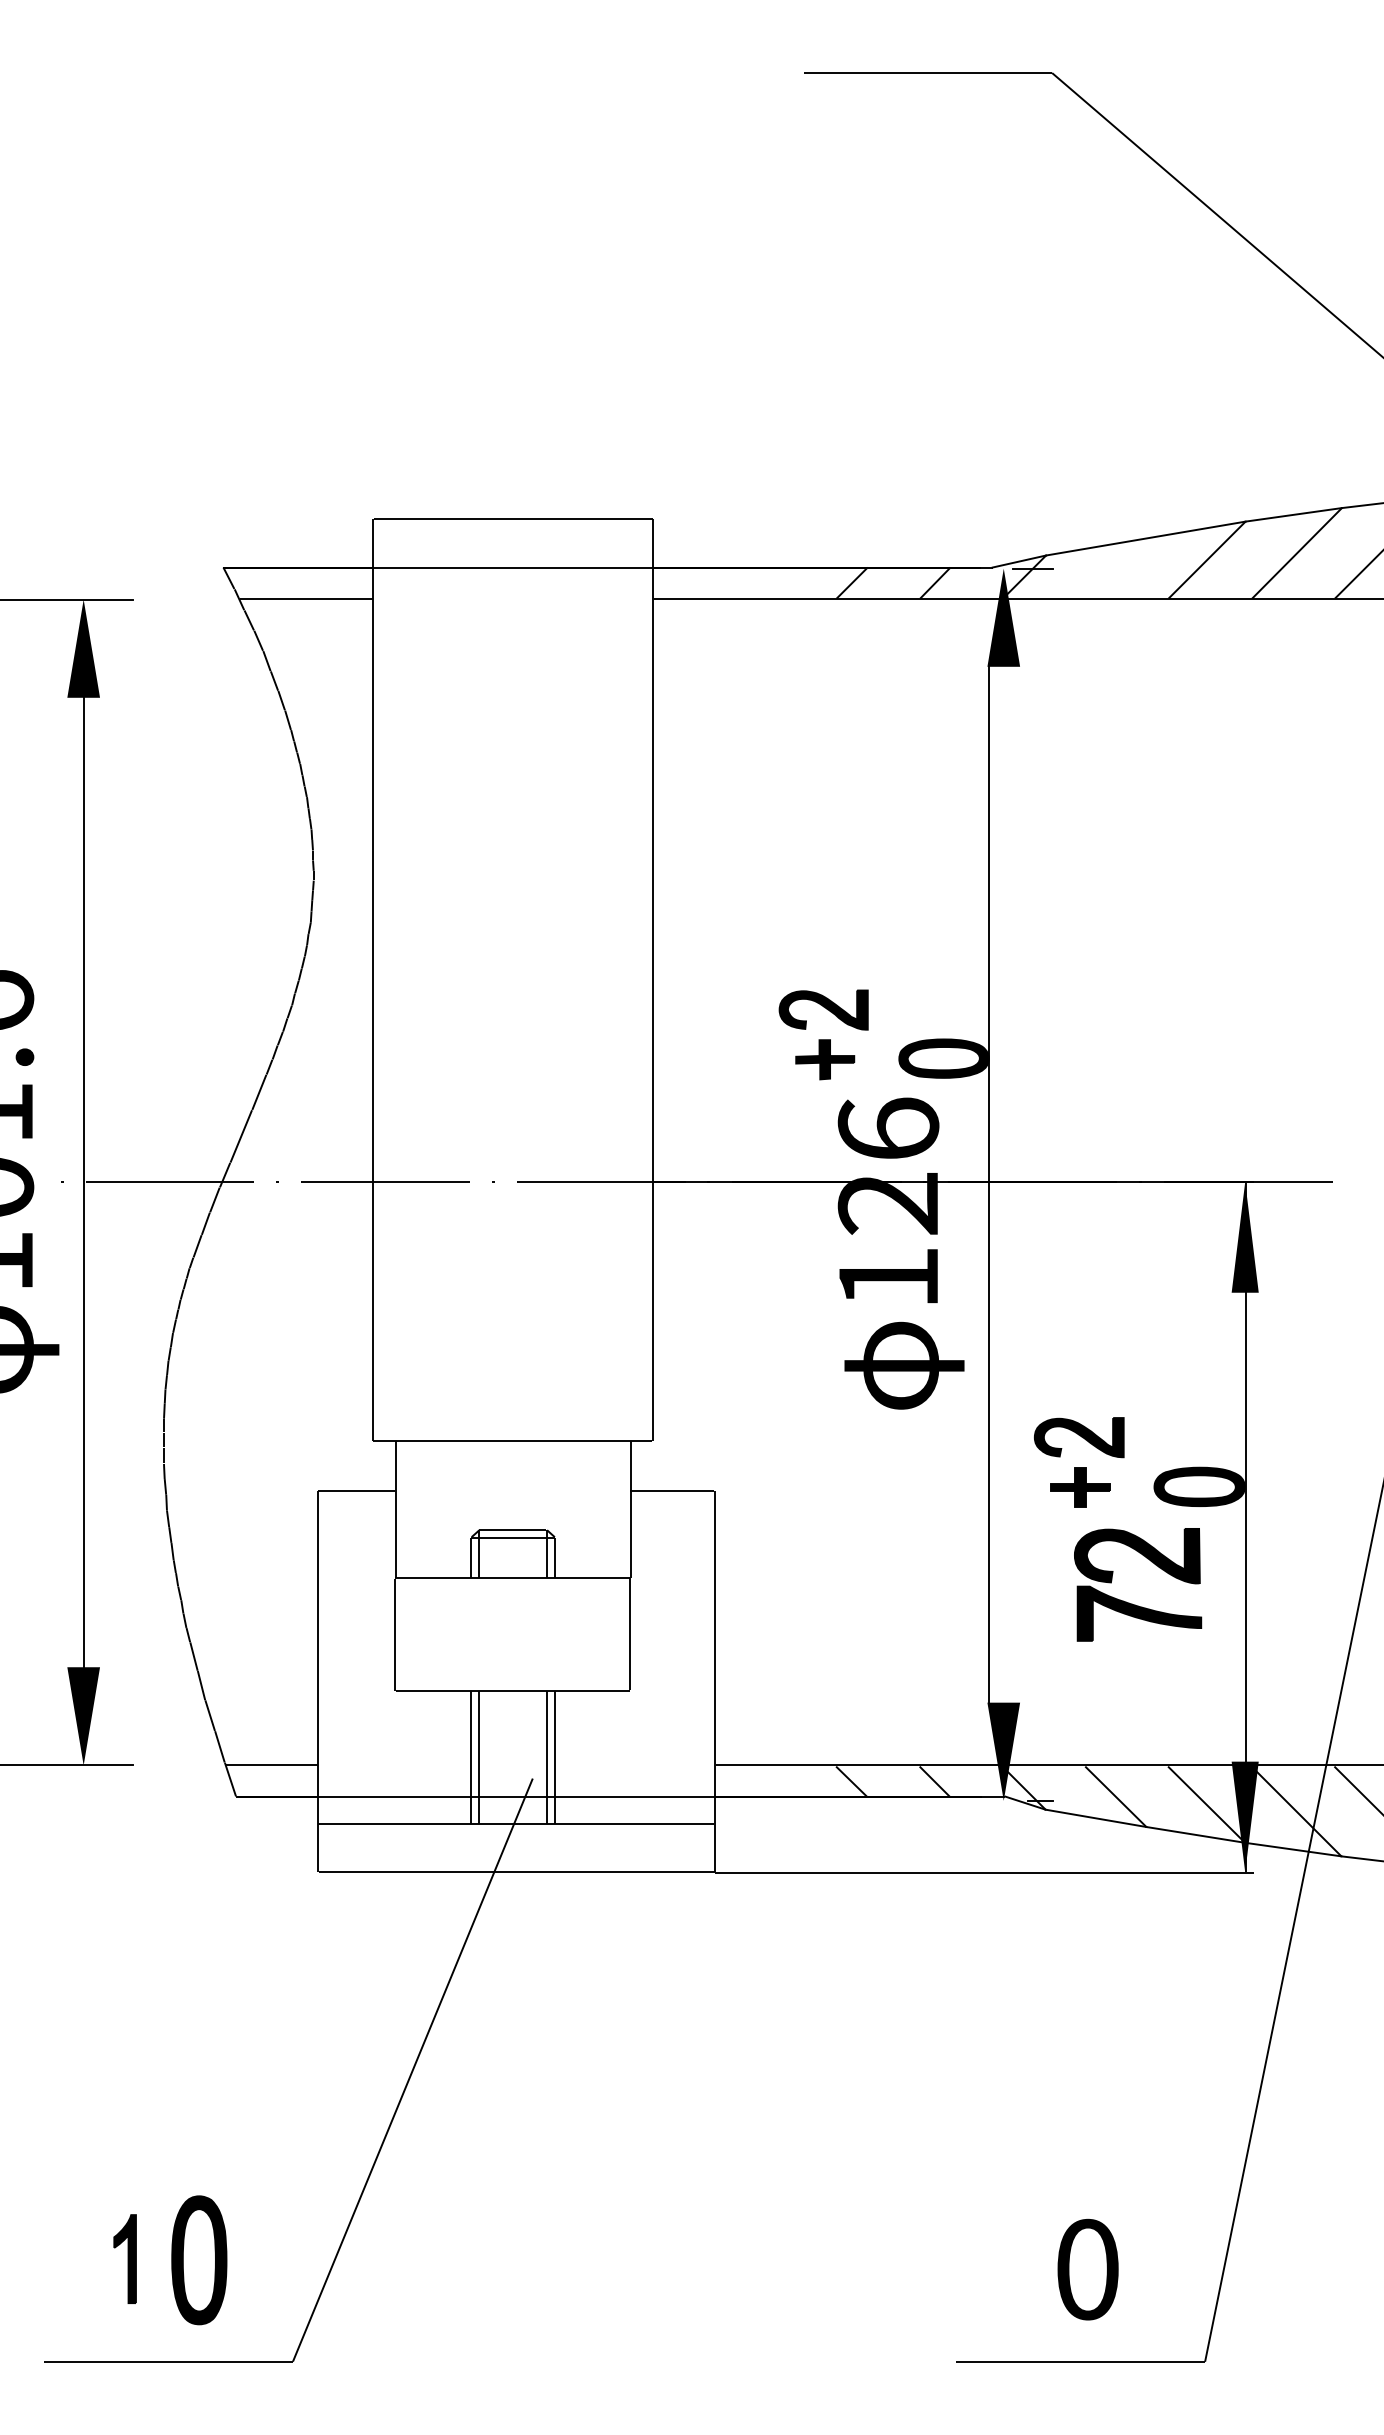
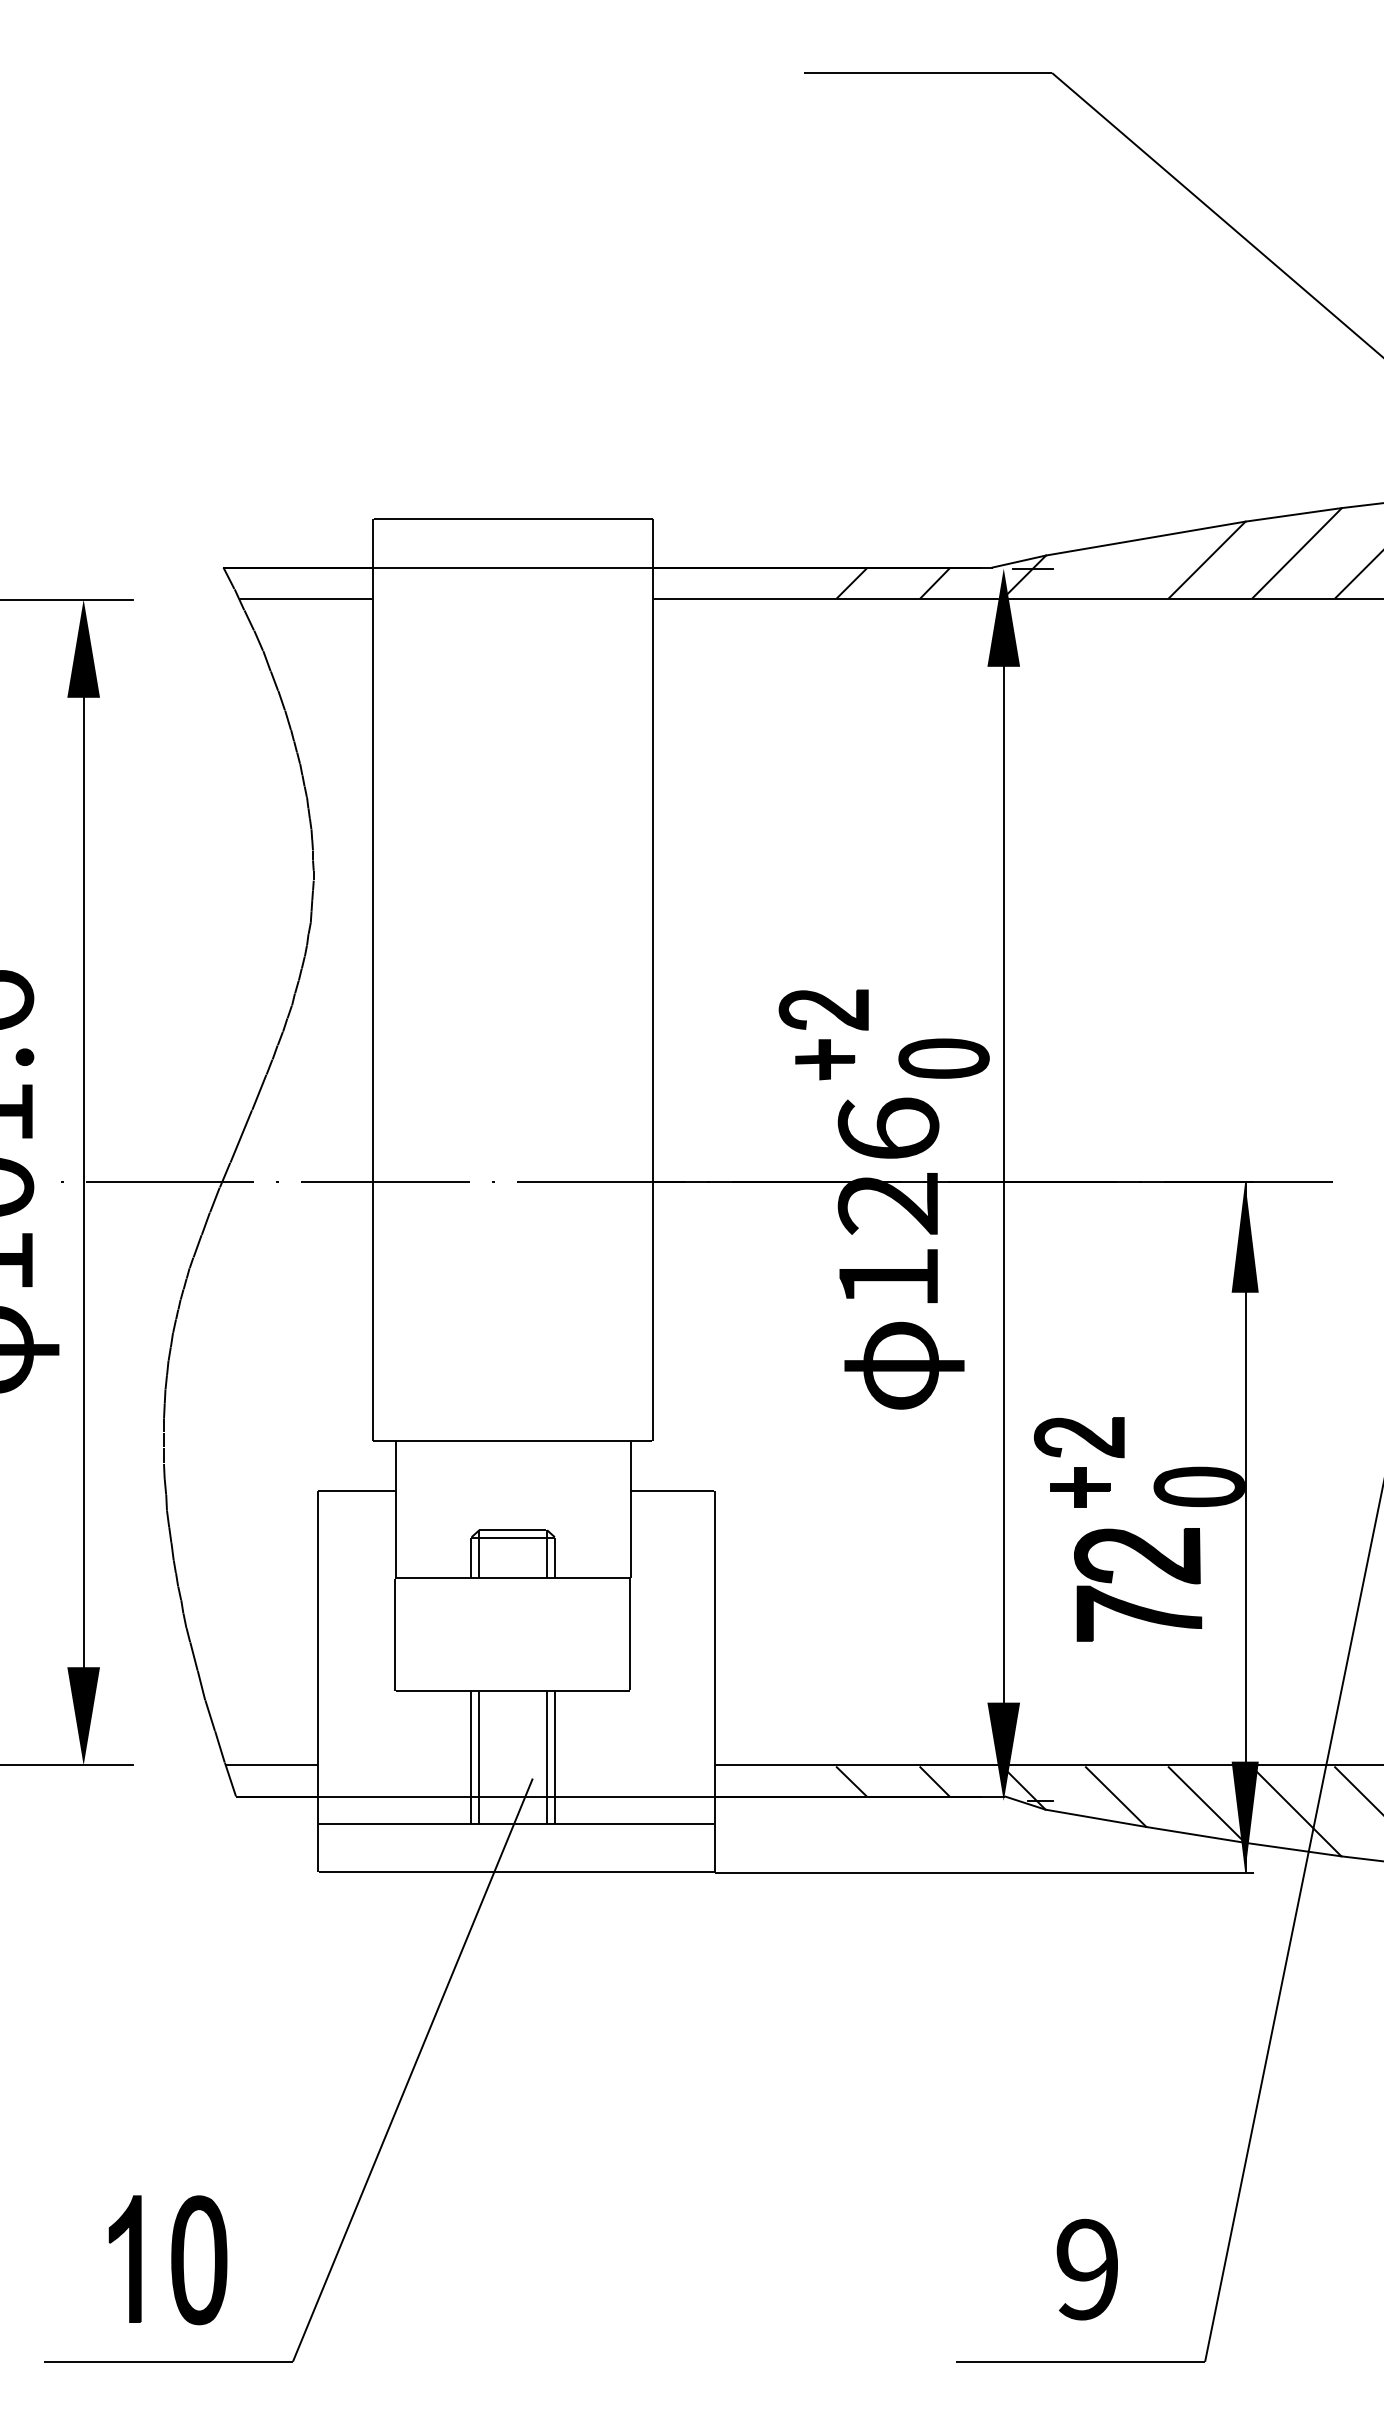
line position: (988, 1184) -> (1003, 1184) (1003, 1184)
part size: 24x90 px -> 34x128 px (124, 2258)
text: 0 -> 9 (1087, 2269)
